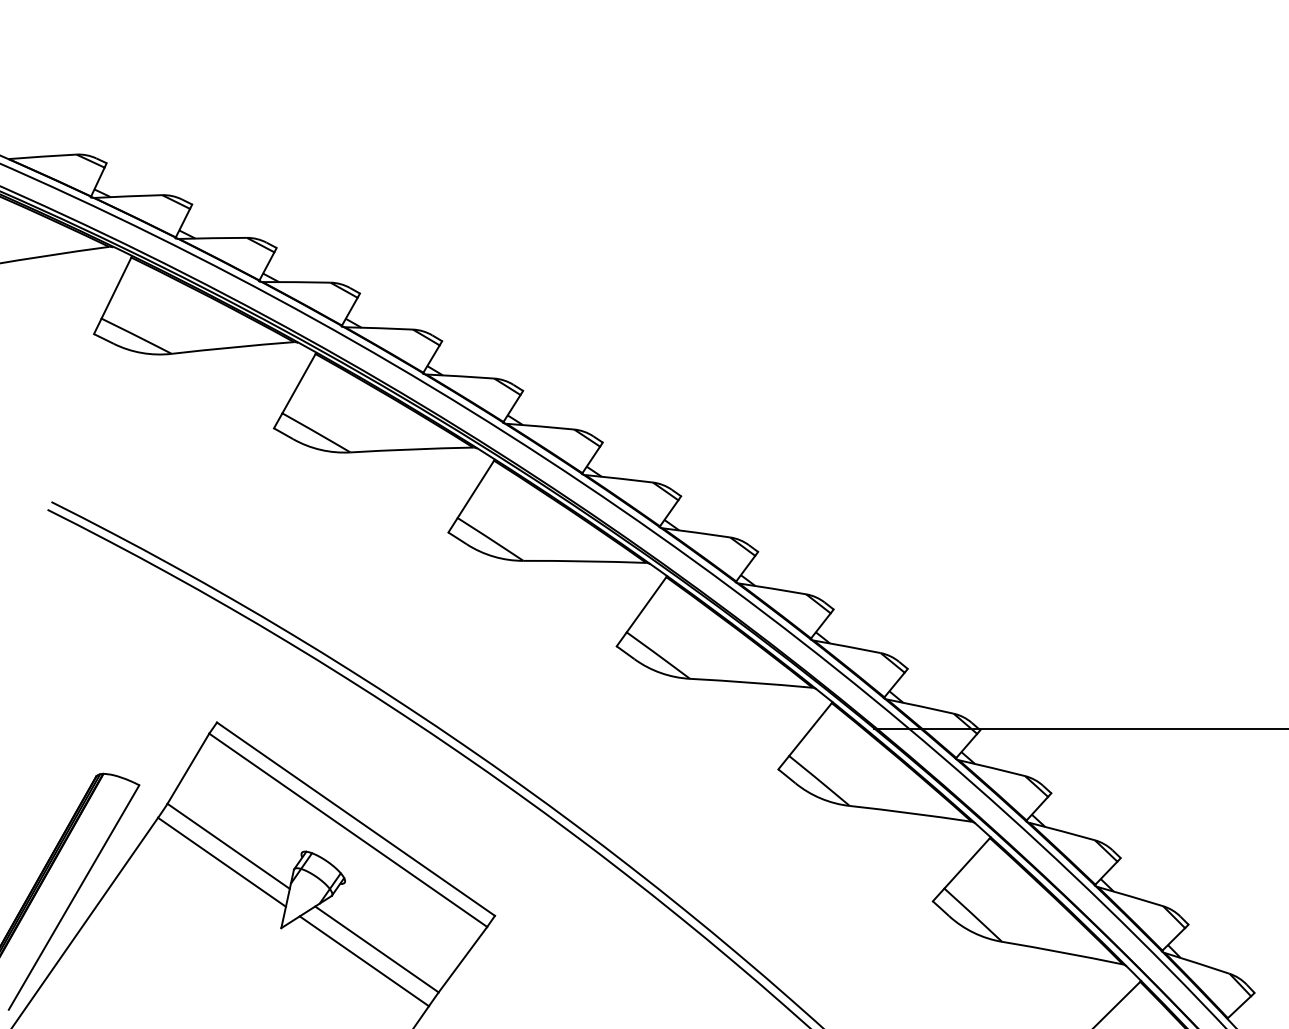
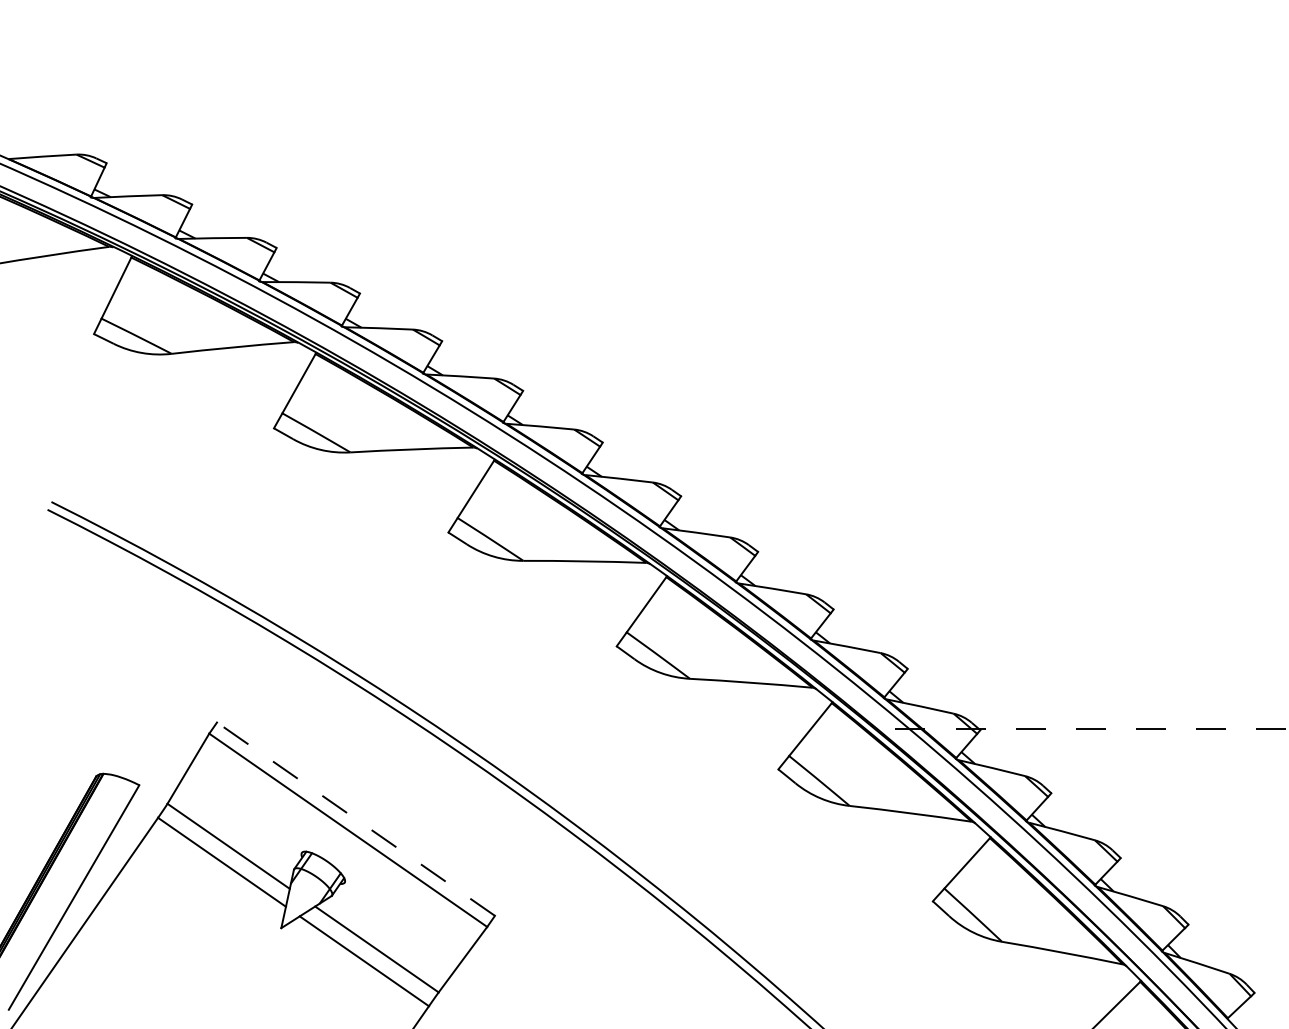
line: solid -> dashed (1081, 728)
line: solid -> dashed (355, 818)
